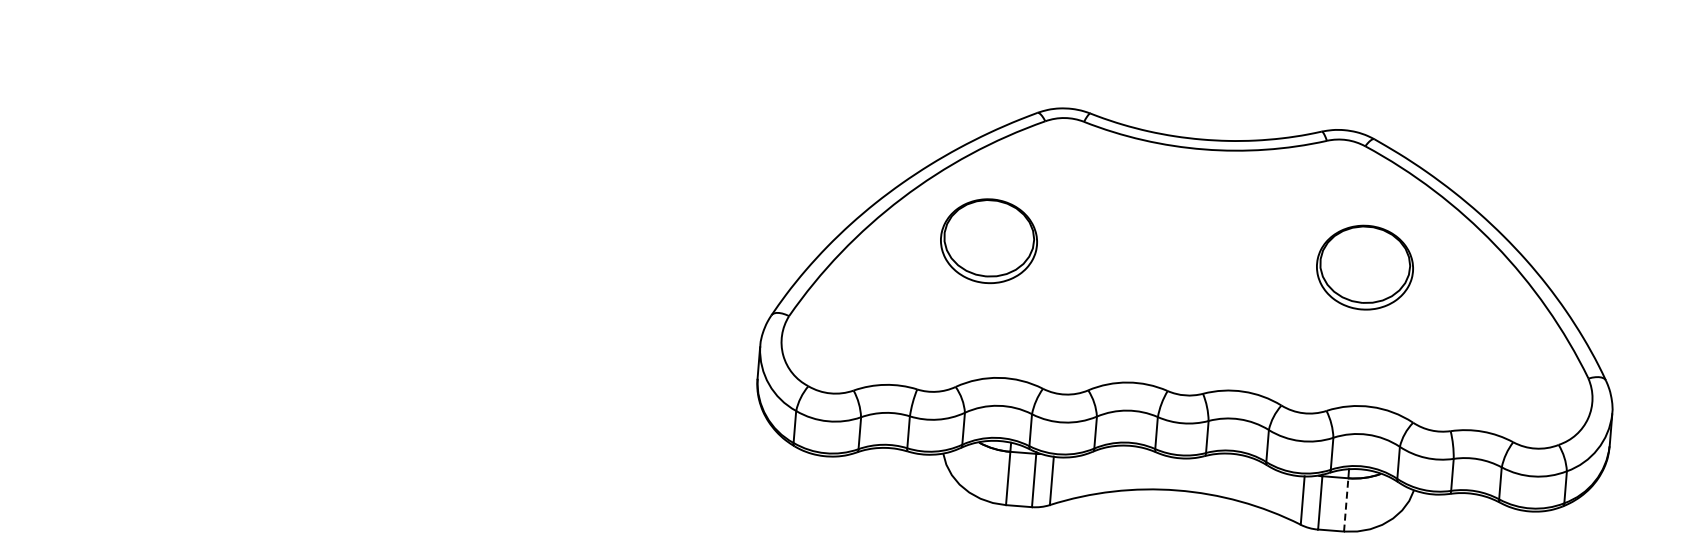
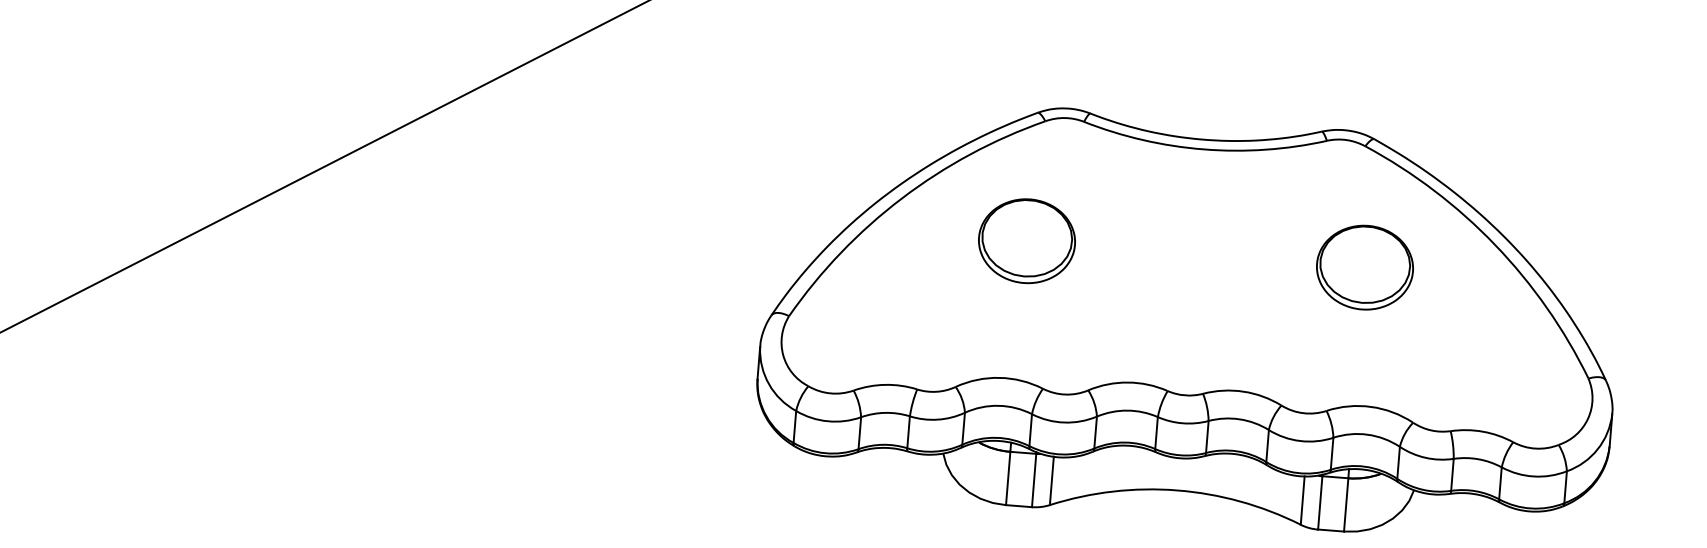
line: none -> present (324, 166)
part position: (988, 241) -> (1026, 241) (1026, 241)
line: dashed -> solid (1346, 504)
